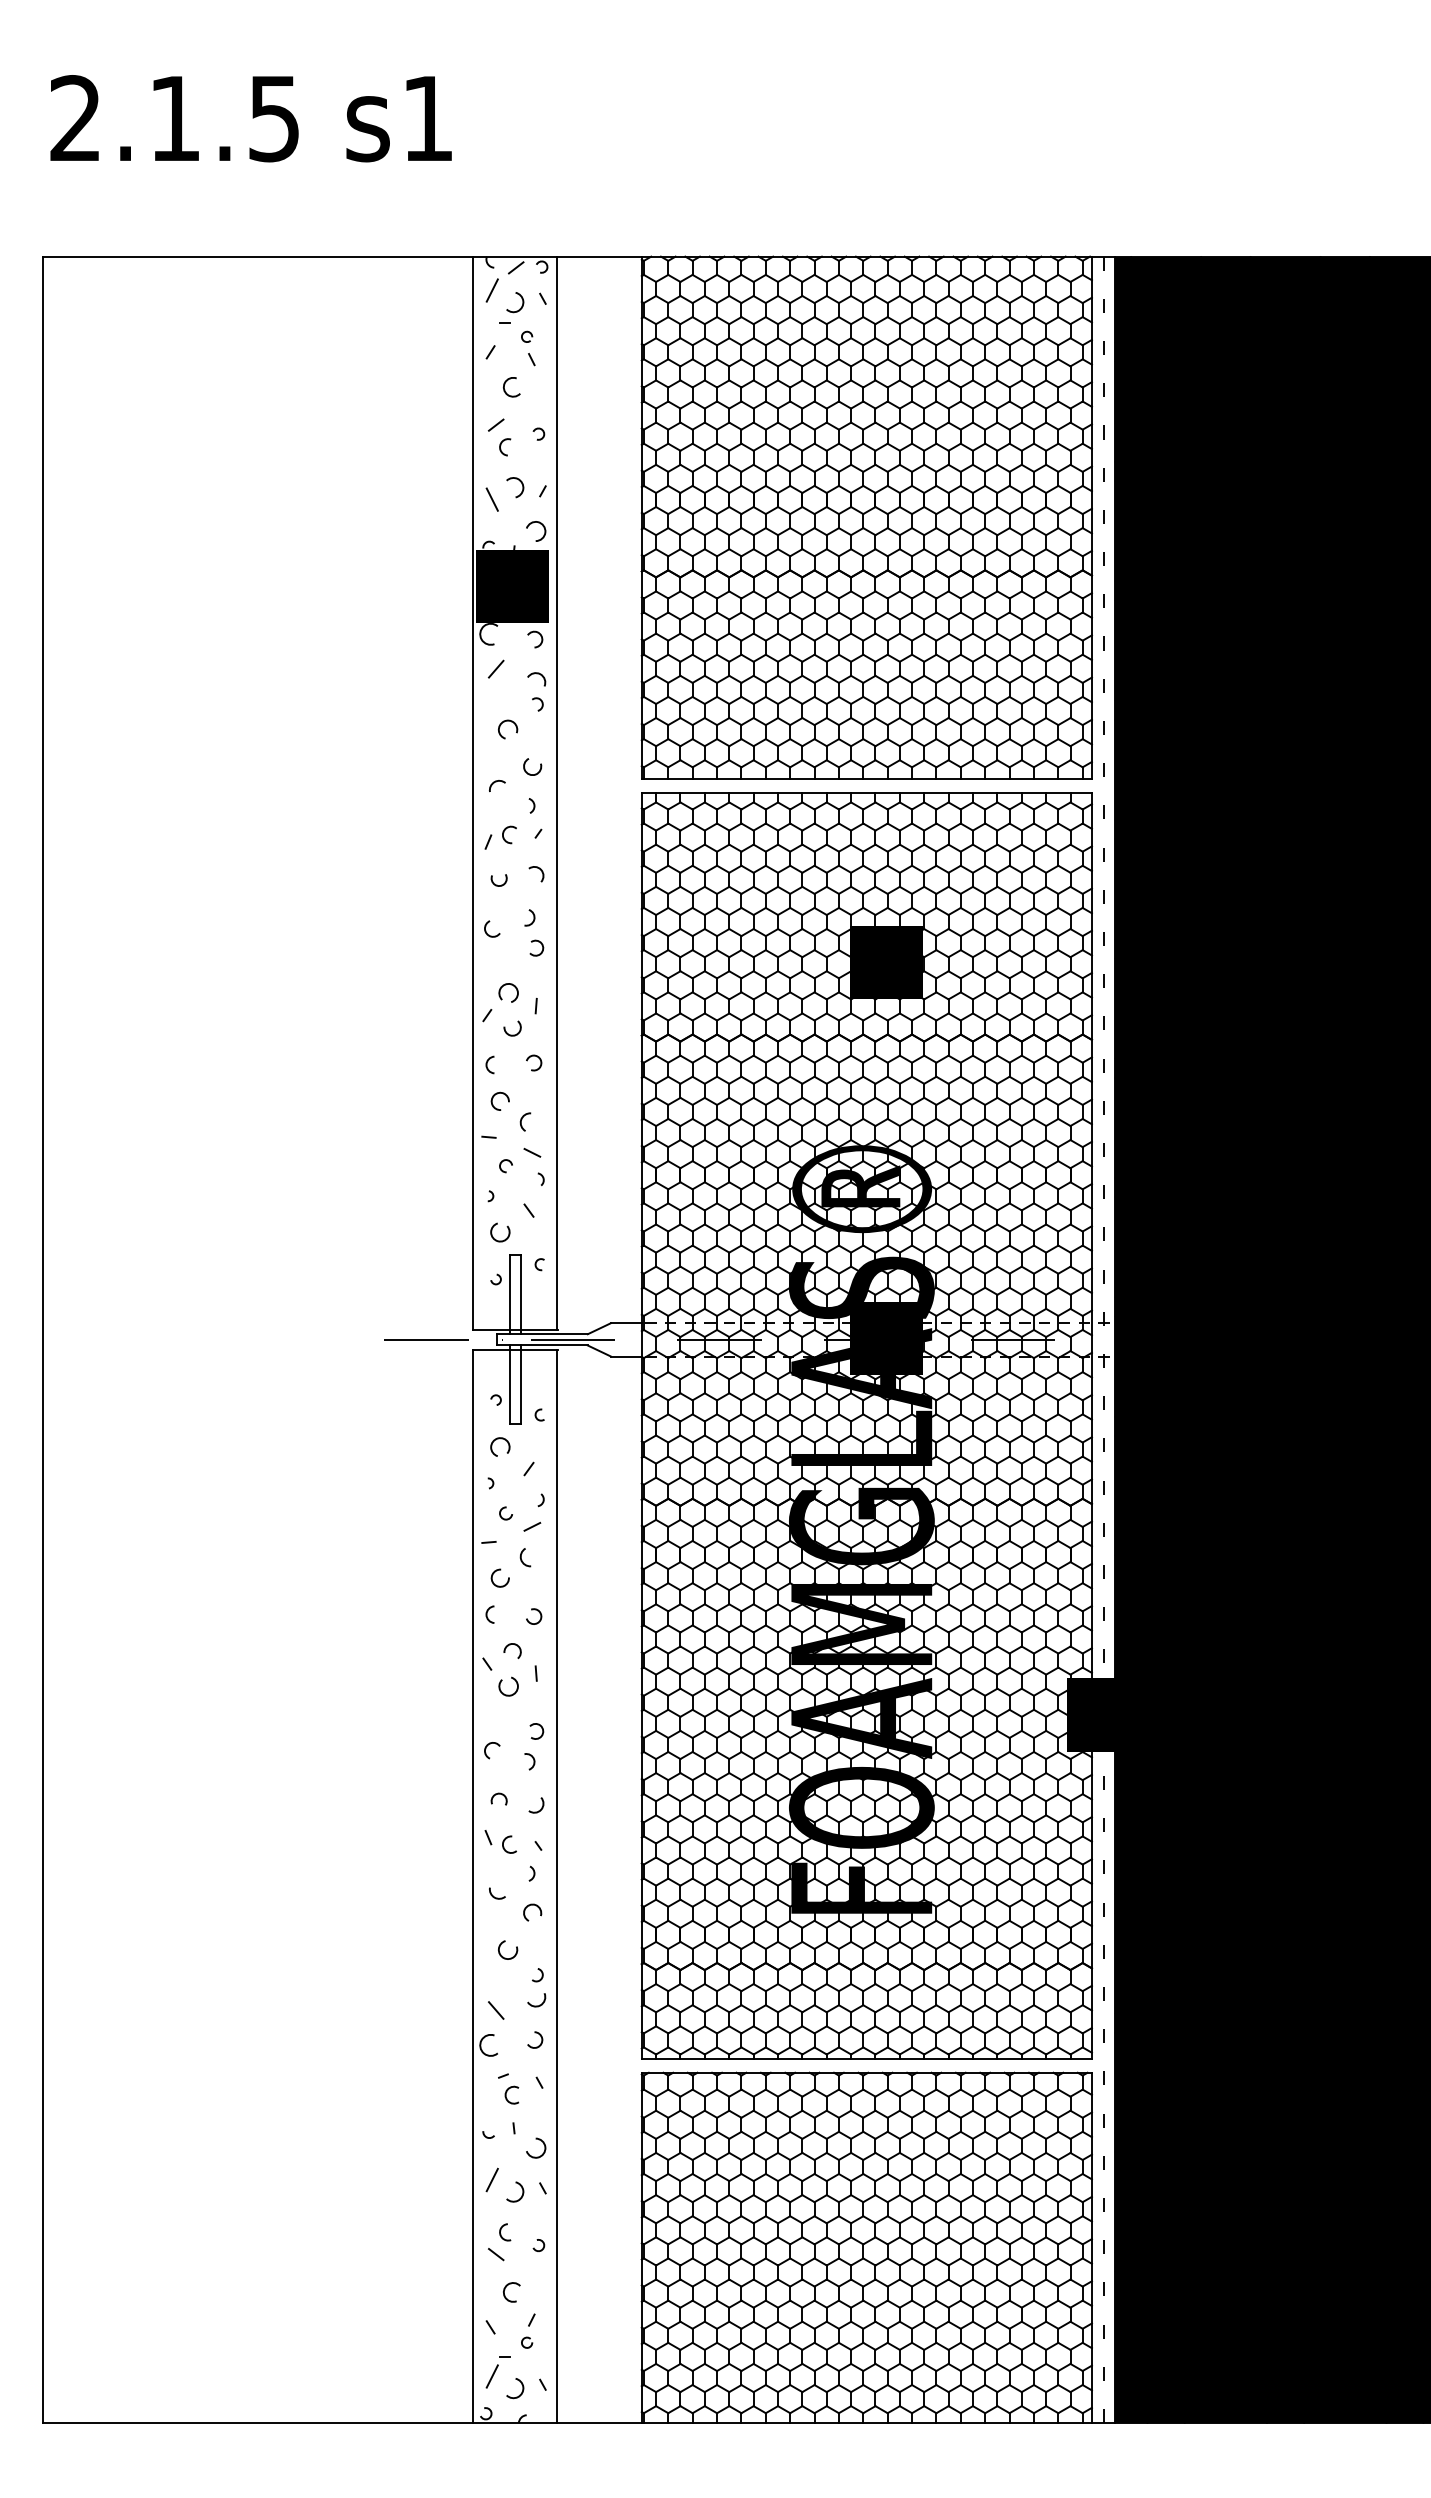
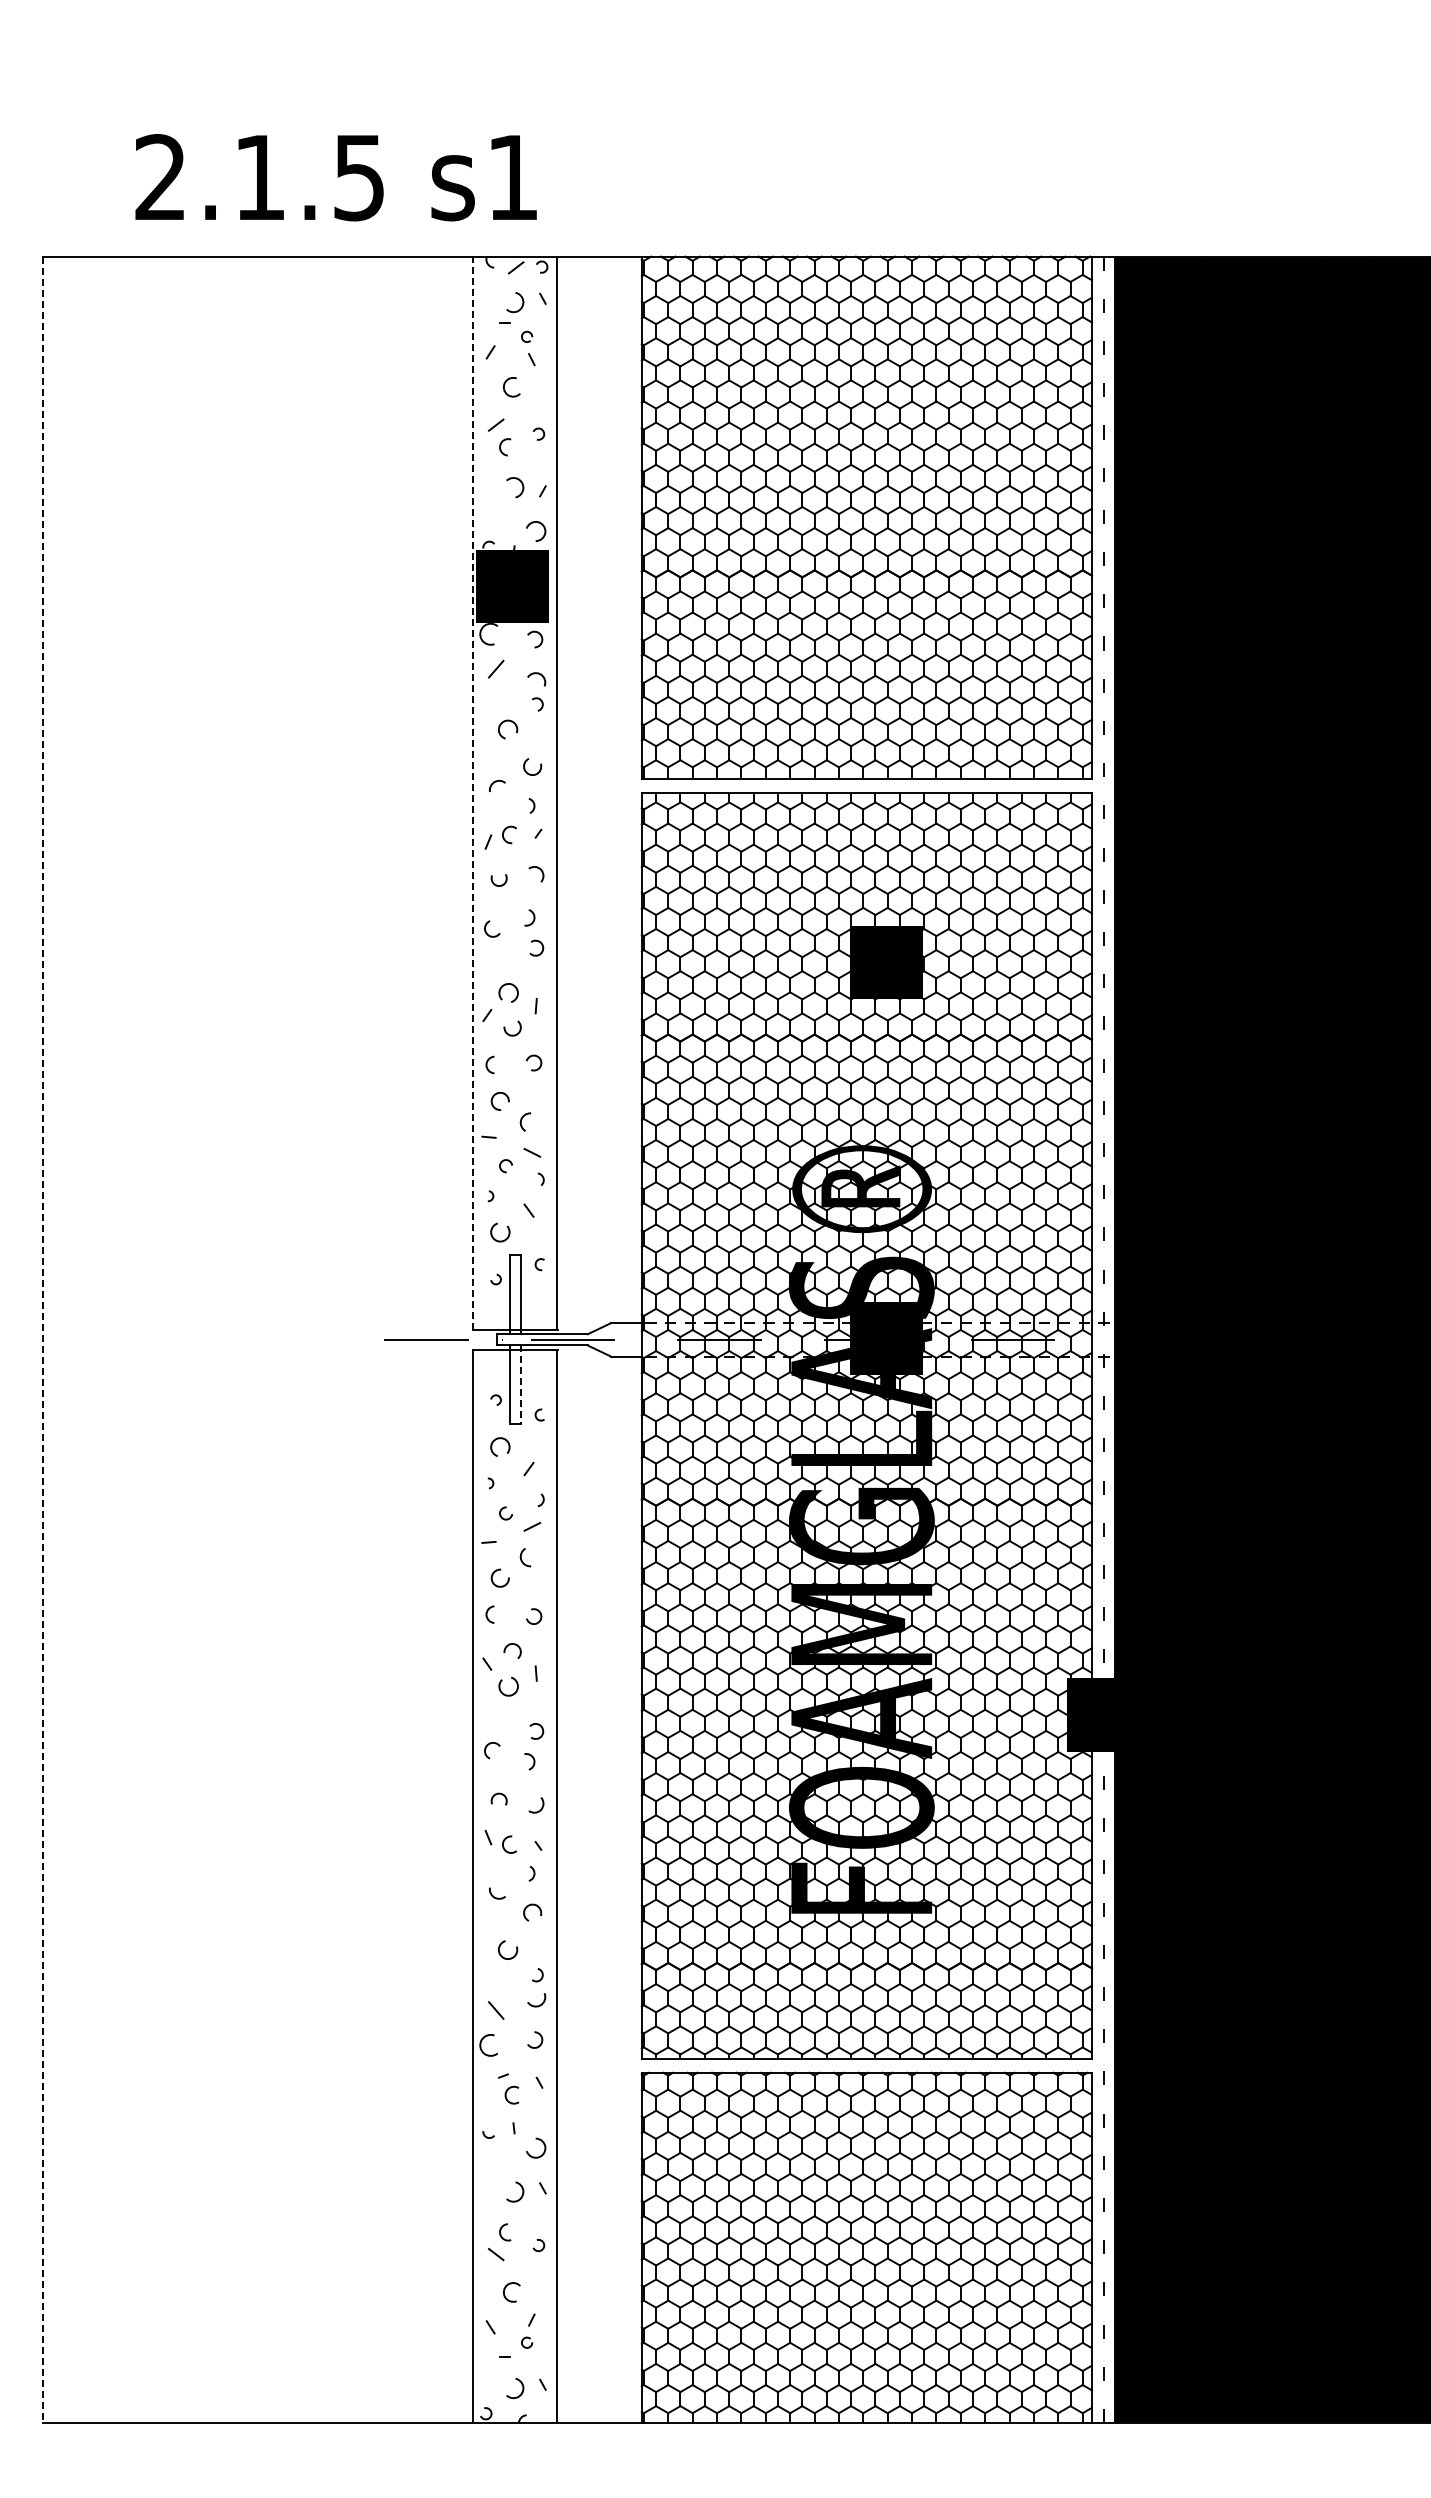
text position: (250, 118) -> (335, 177) (335, 177)
line: present -> none (491, 290)
line: present -> none (491, 499)
line: solid -> dashed (472, 793)
line: solid -> dashed (42, 1340)
line: solid -> dashed (520, 1385)
line: present -> none (491, 2179)
line: present -> none (491, 2376)
